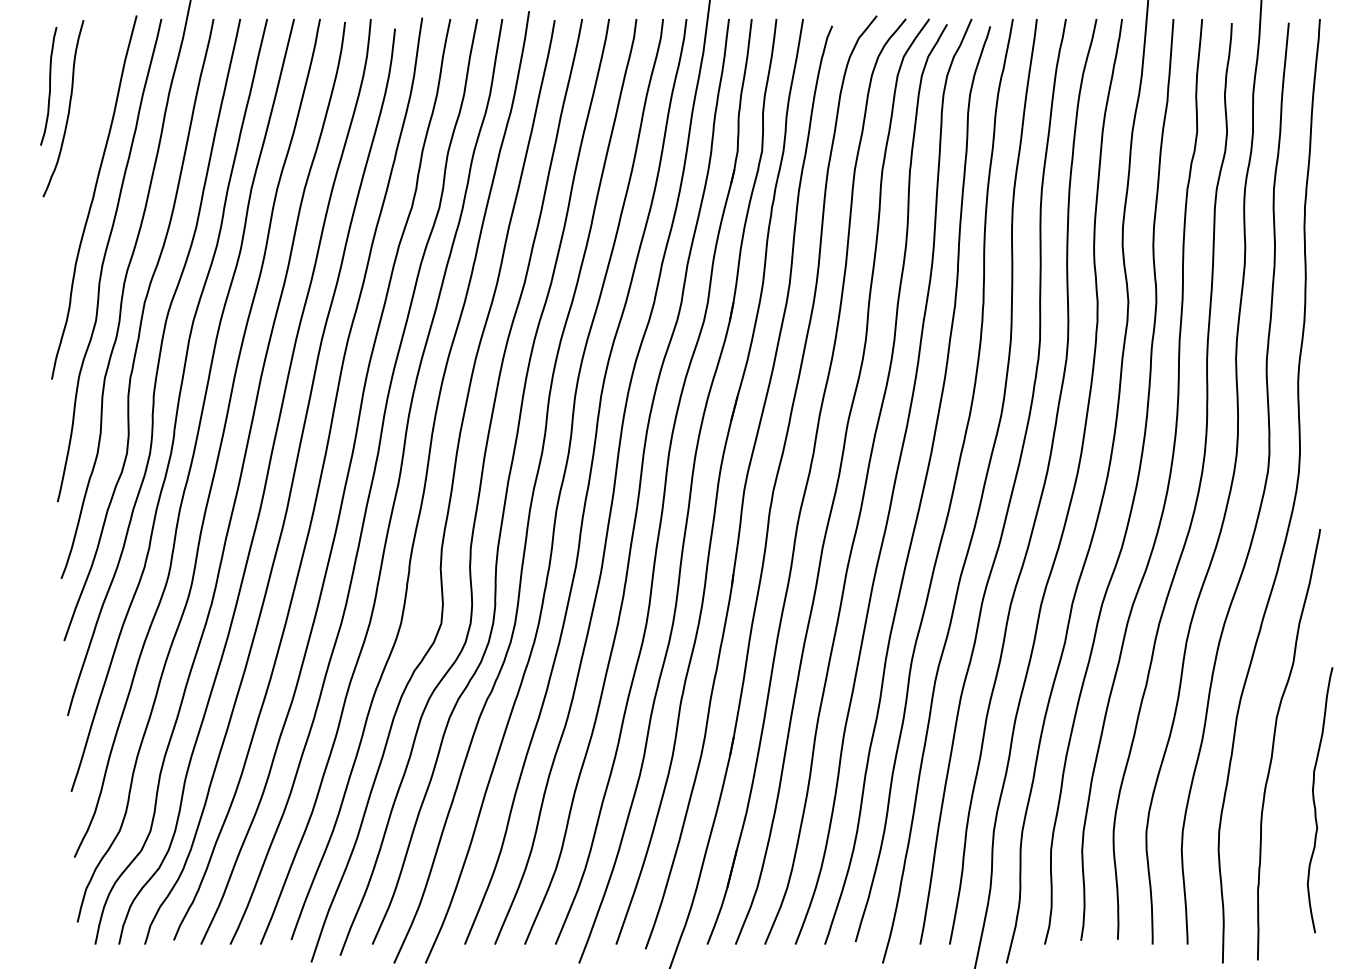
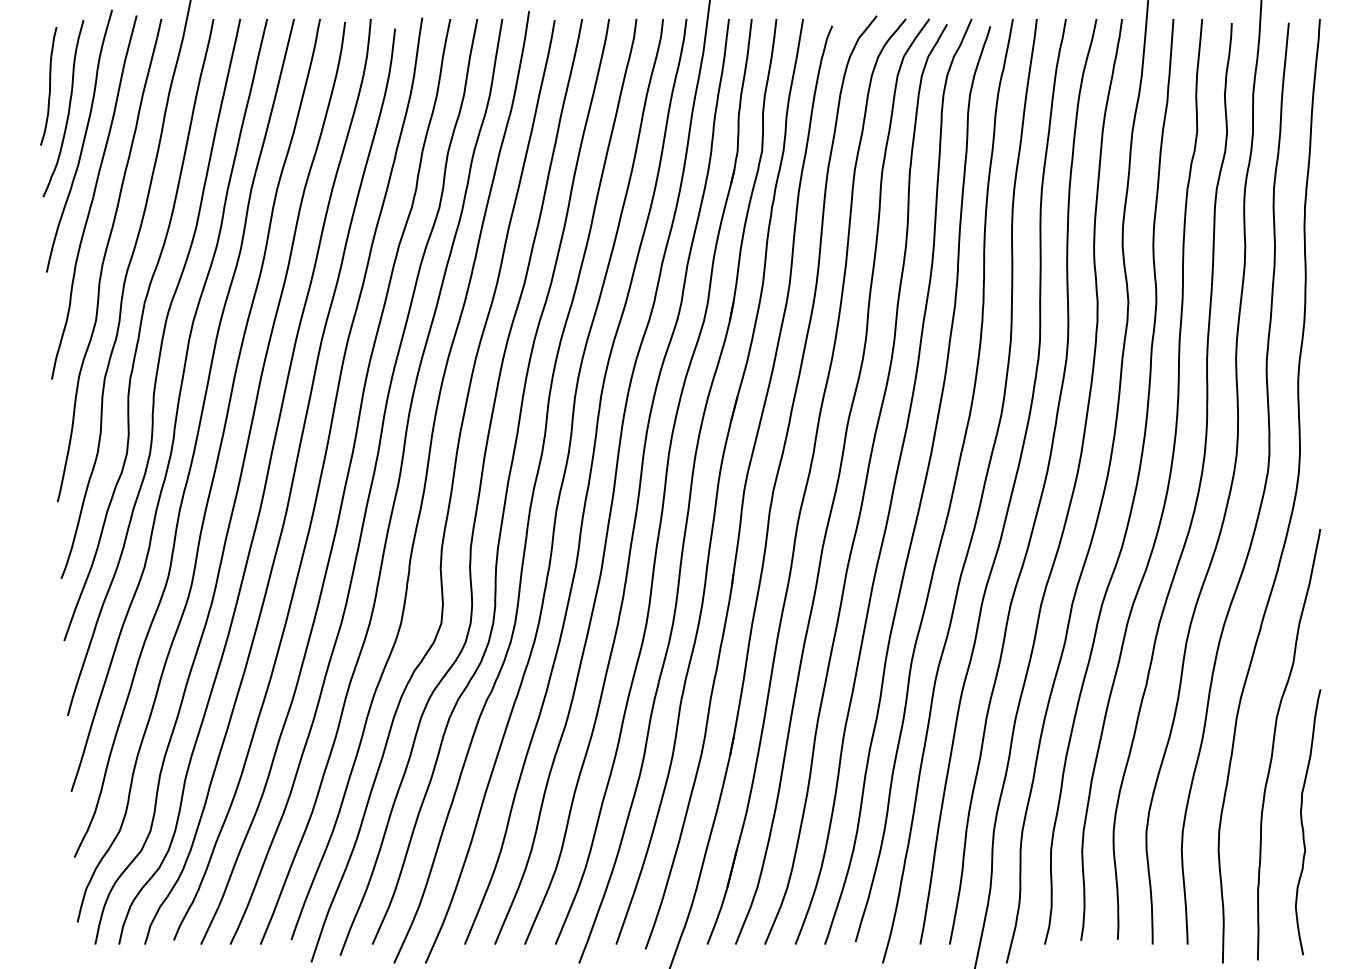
curve: none -> present (82, 141)
curve position: (1314, 800) -> (1302, 822) (1302, 822)
